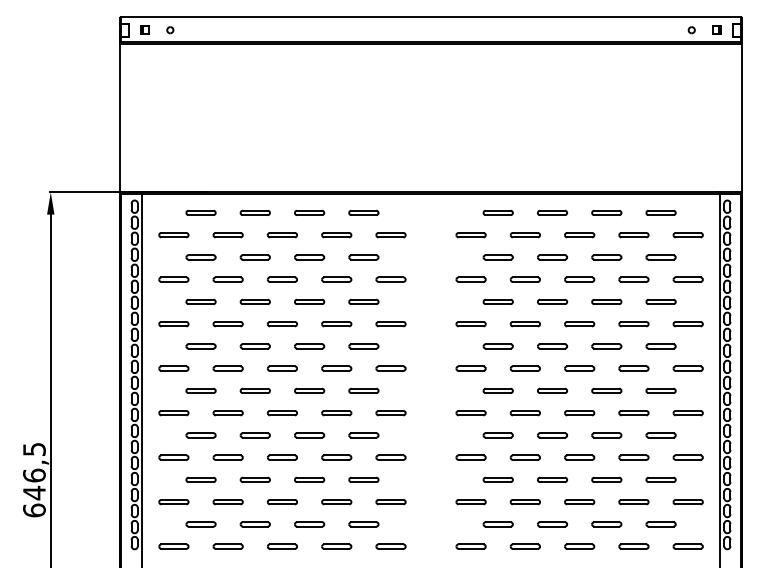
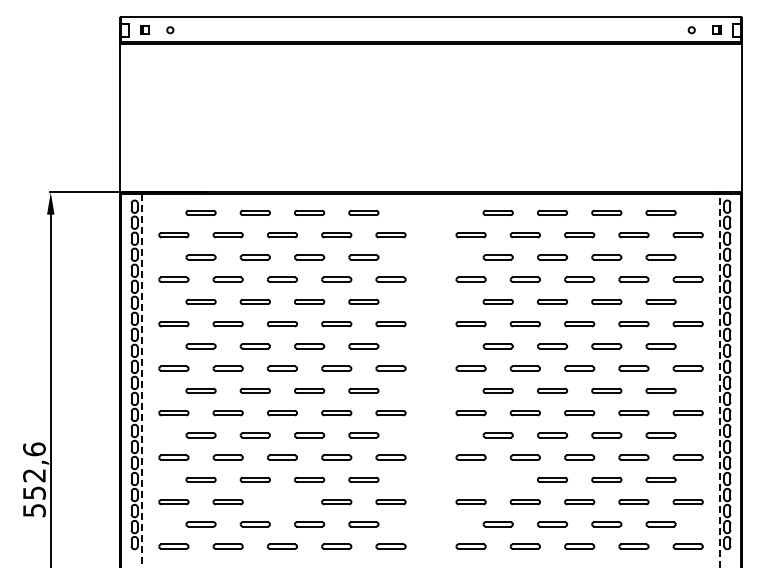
line: solid -> dashed (142, 380)
line: solid -> dashed (719, 380)
text: 646,5 -> 552,6 (34, 479)
part: present -> none (497, 479)
part: present -> none (282, 502)
